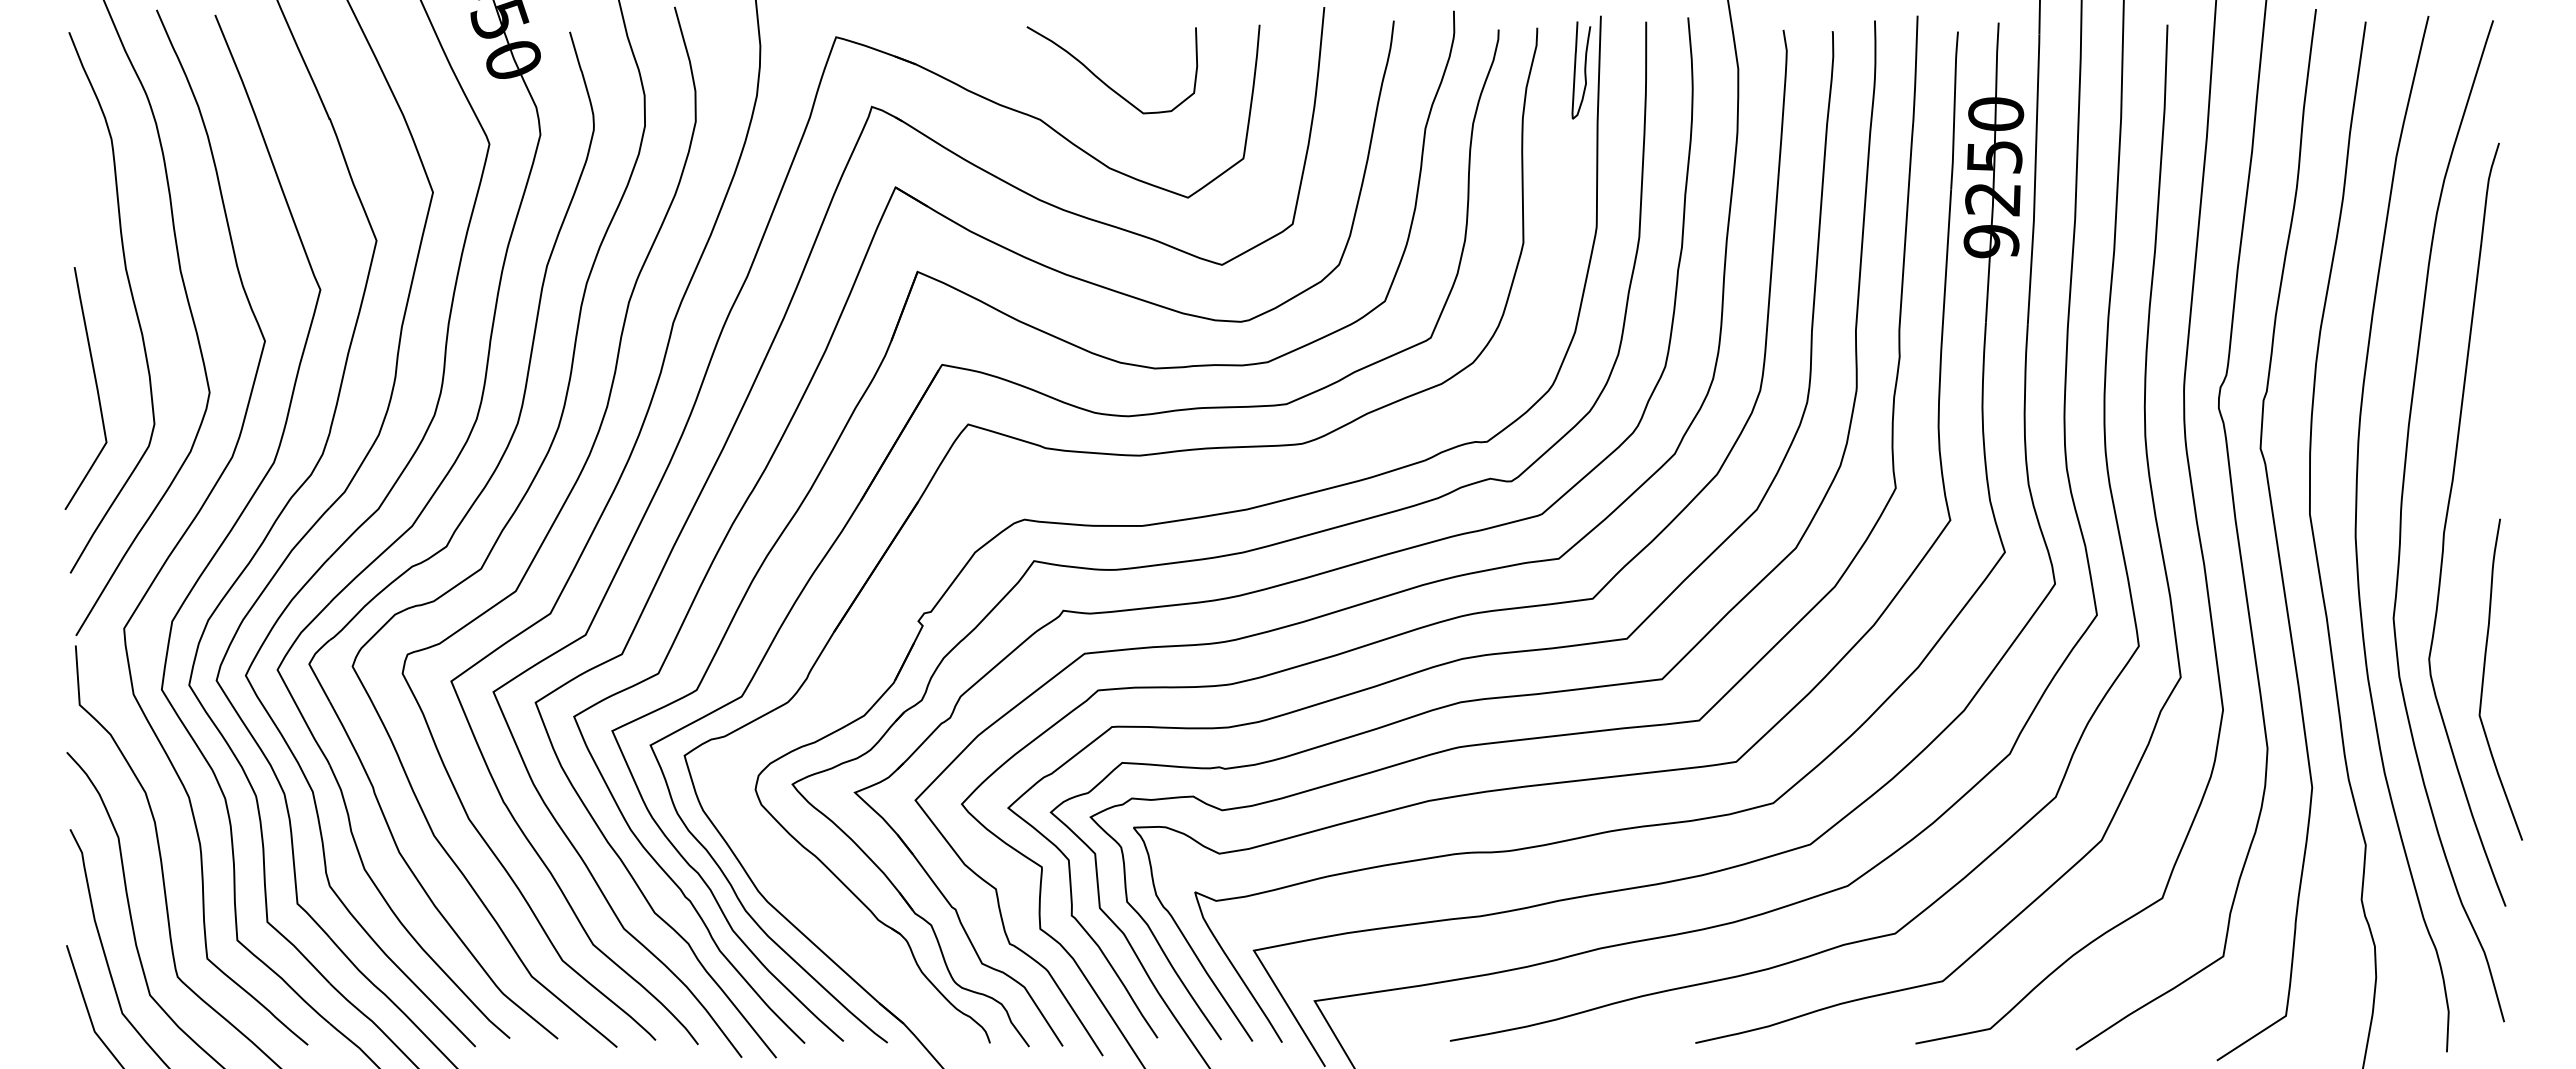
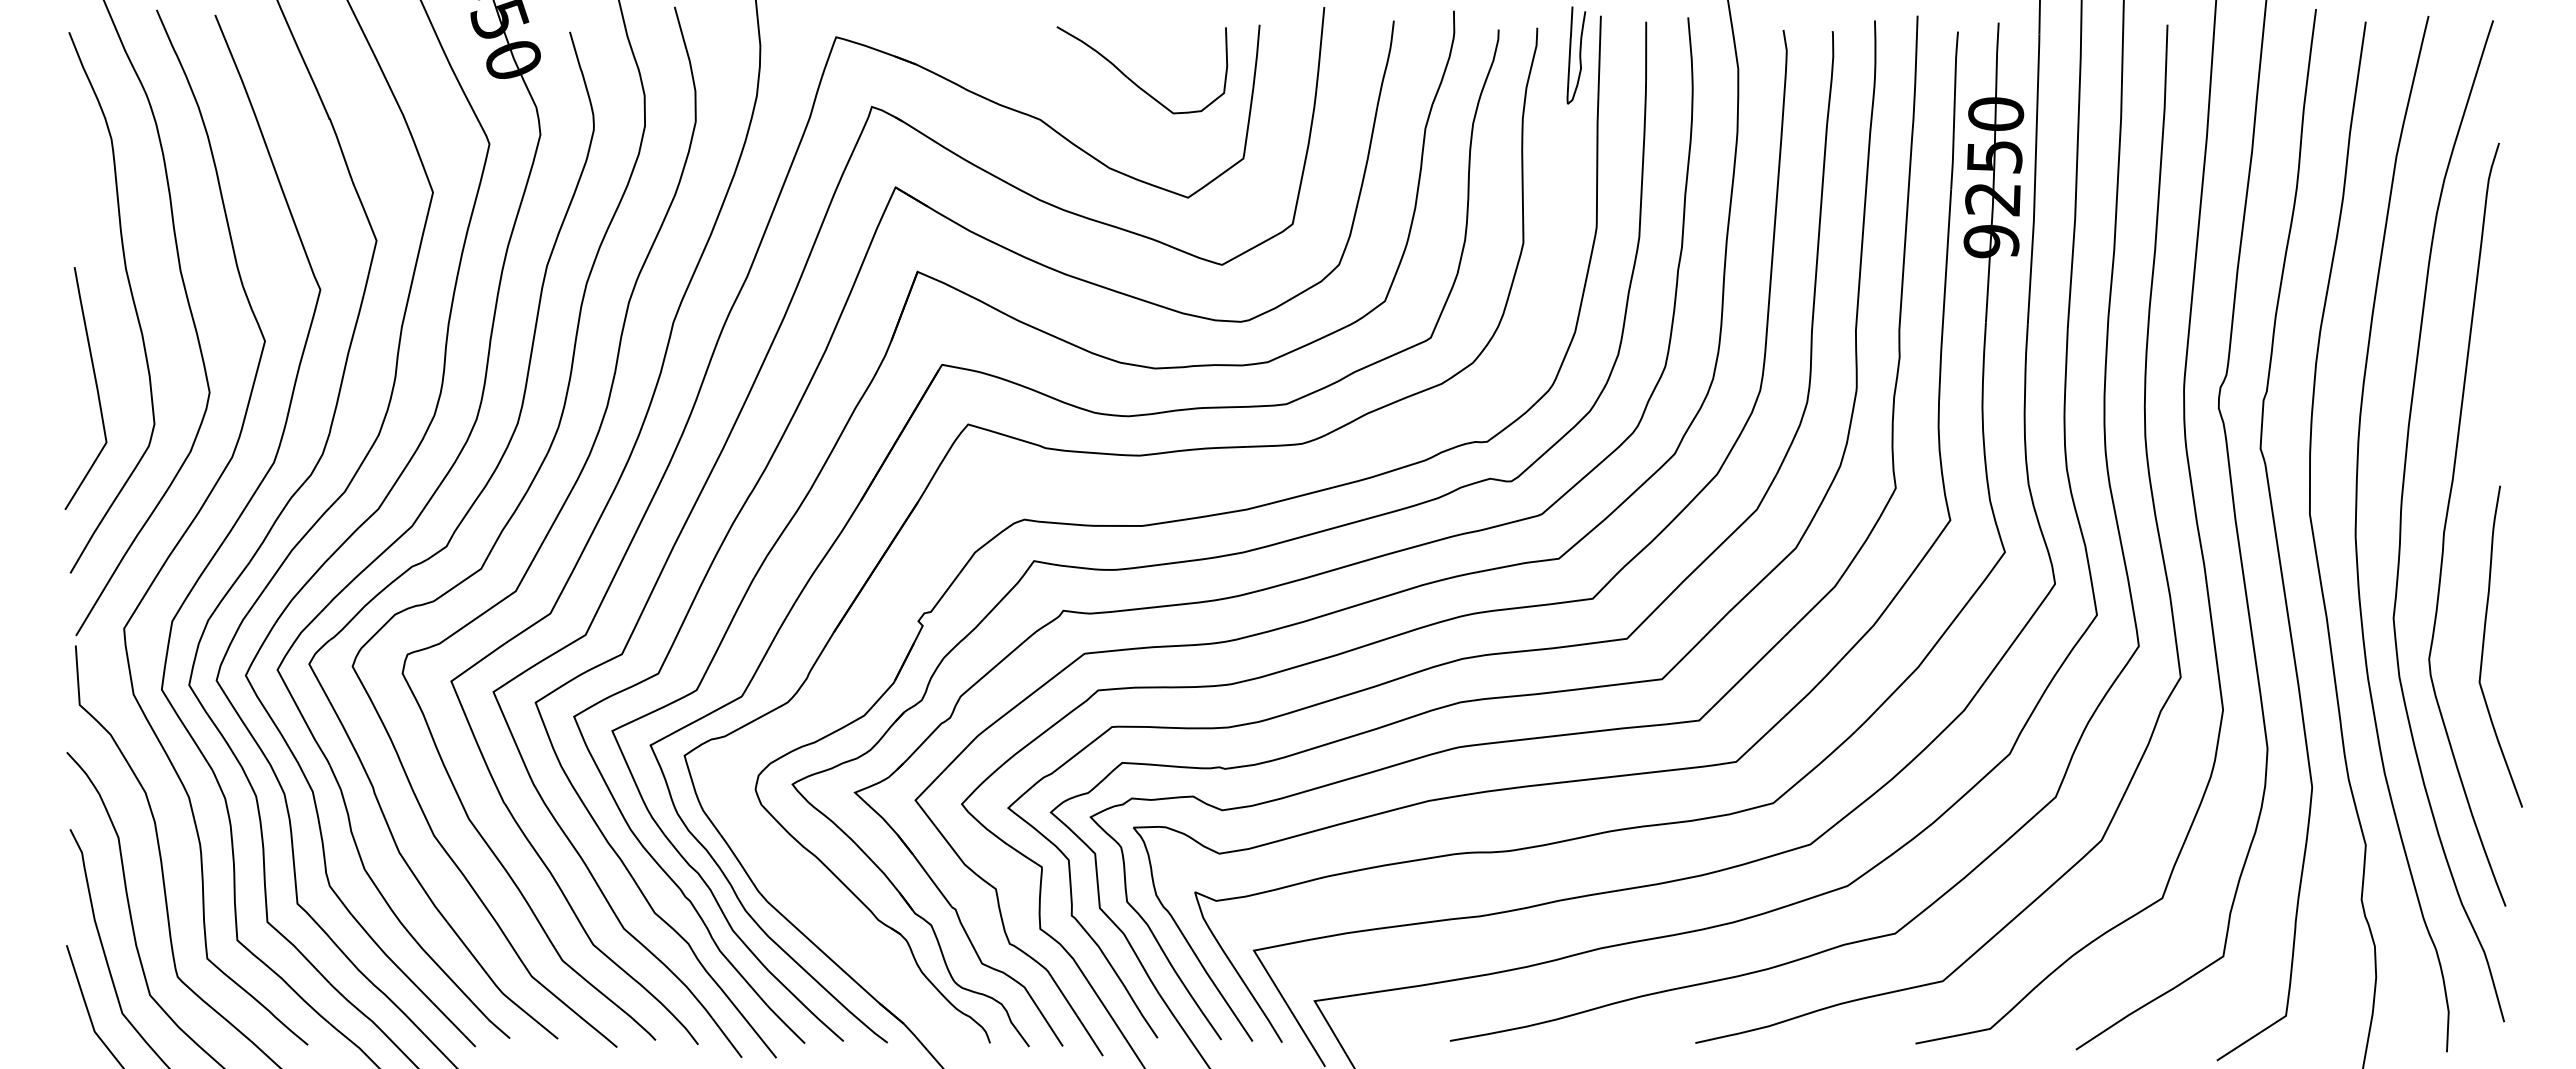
curve position: (1584, 70) -> (1579, 55) (1579, 55)
curve position: (1102, 80) -> (1132, 80) (1132, 80)
curve position: (2484, 677) -> (2484, 644) (2484, 644)
